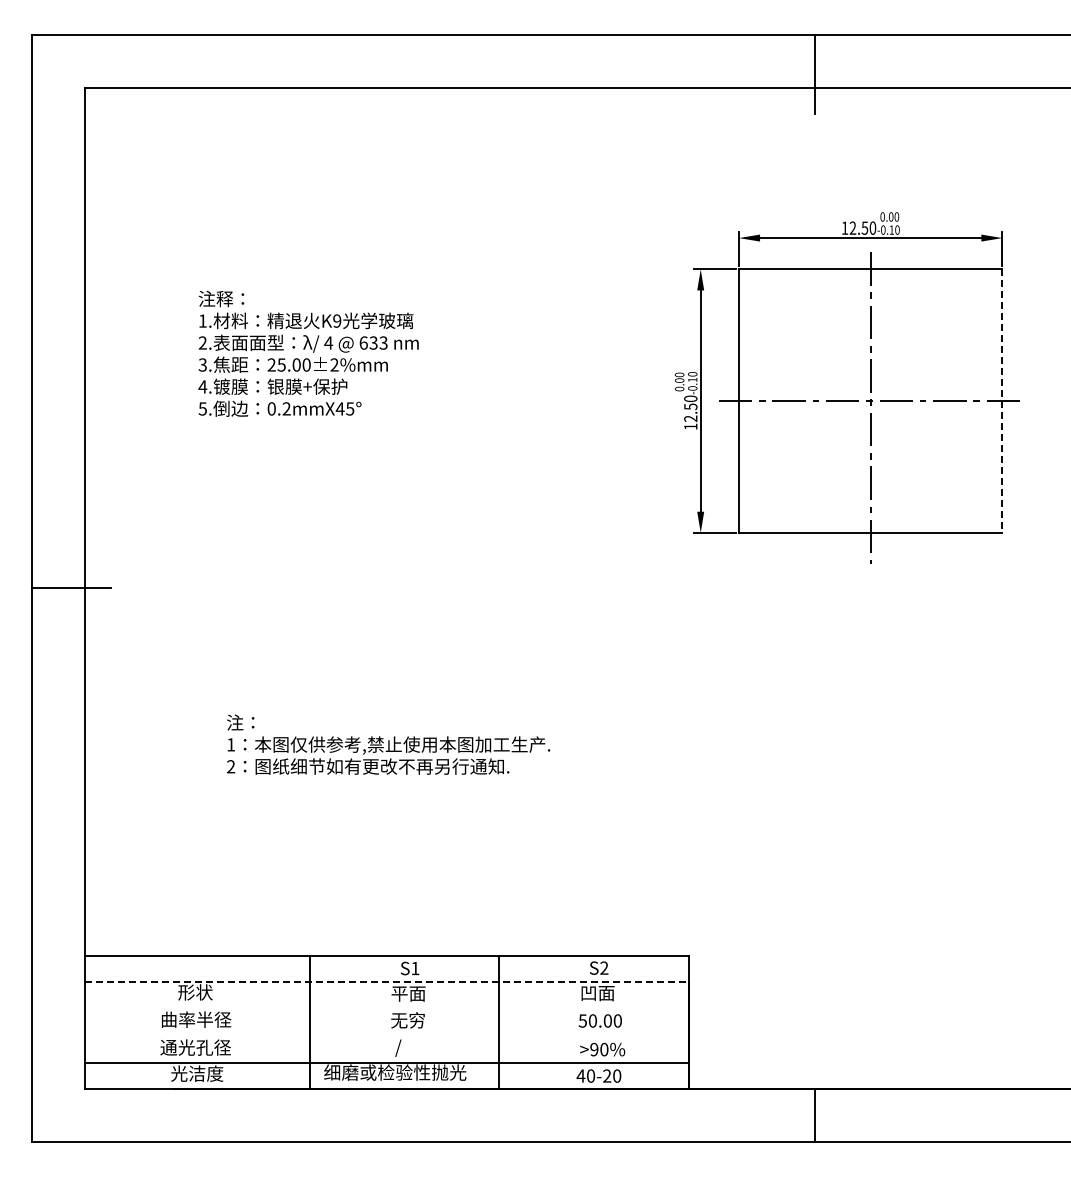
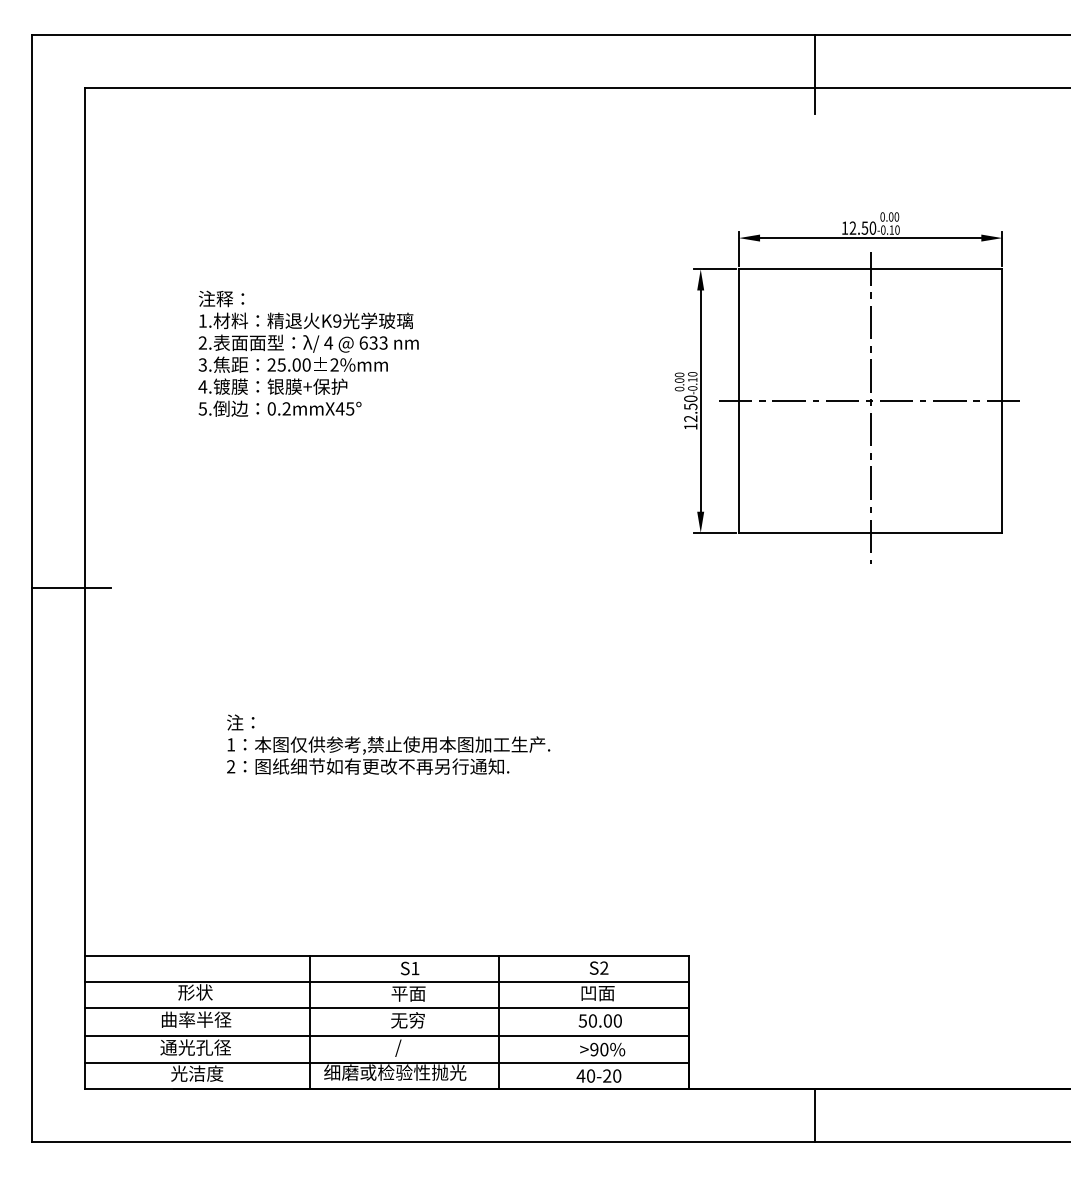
line: dashed -> solid (1002, 401)
line: dashed -> solid (387, 981)
line: none -> present (386, 1007)
line: none -> present (386, 1036)
